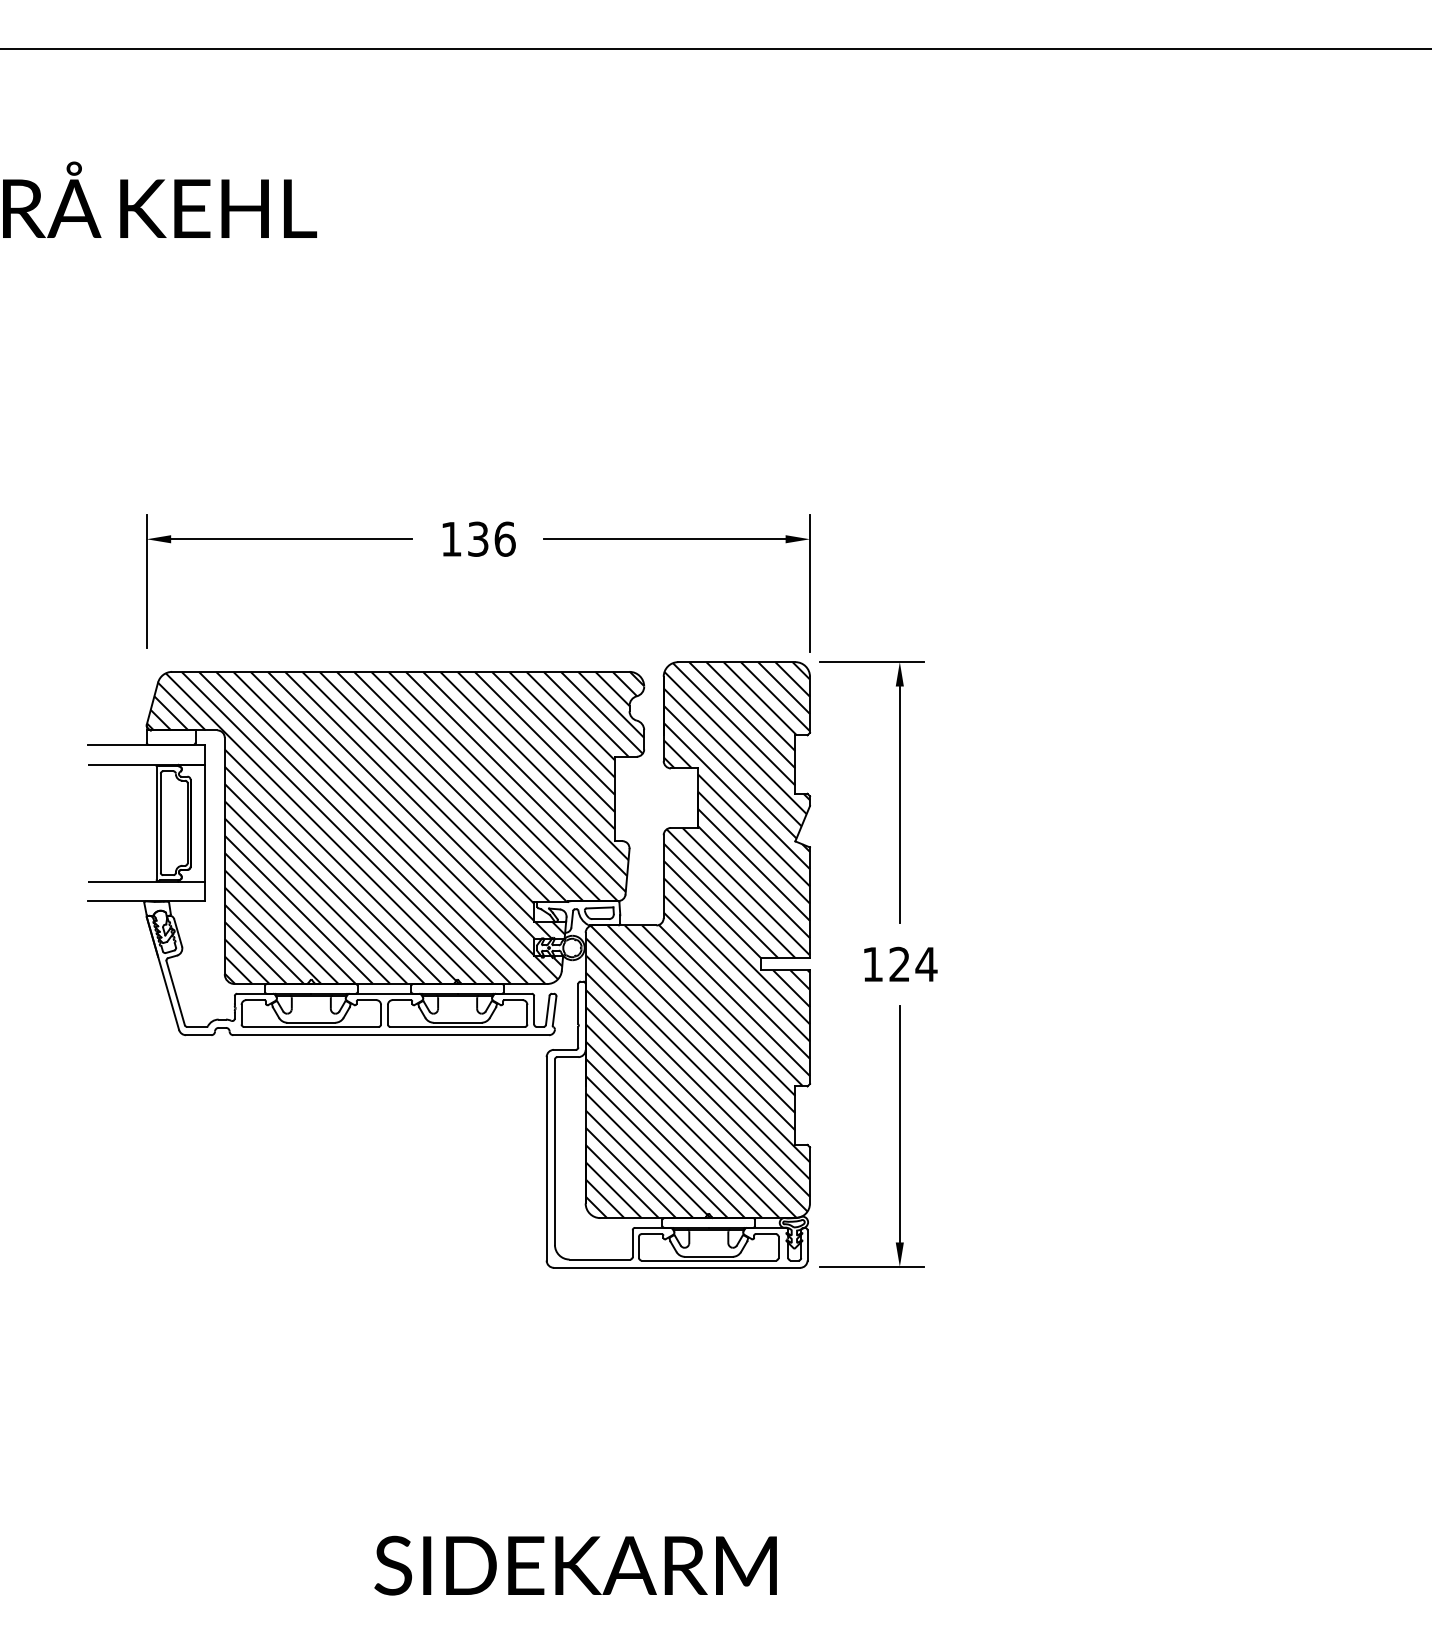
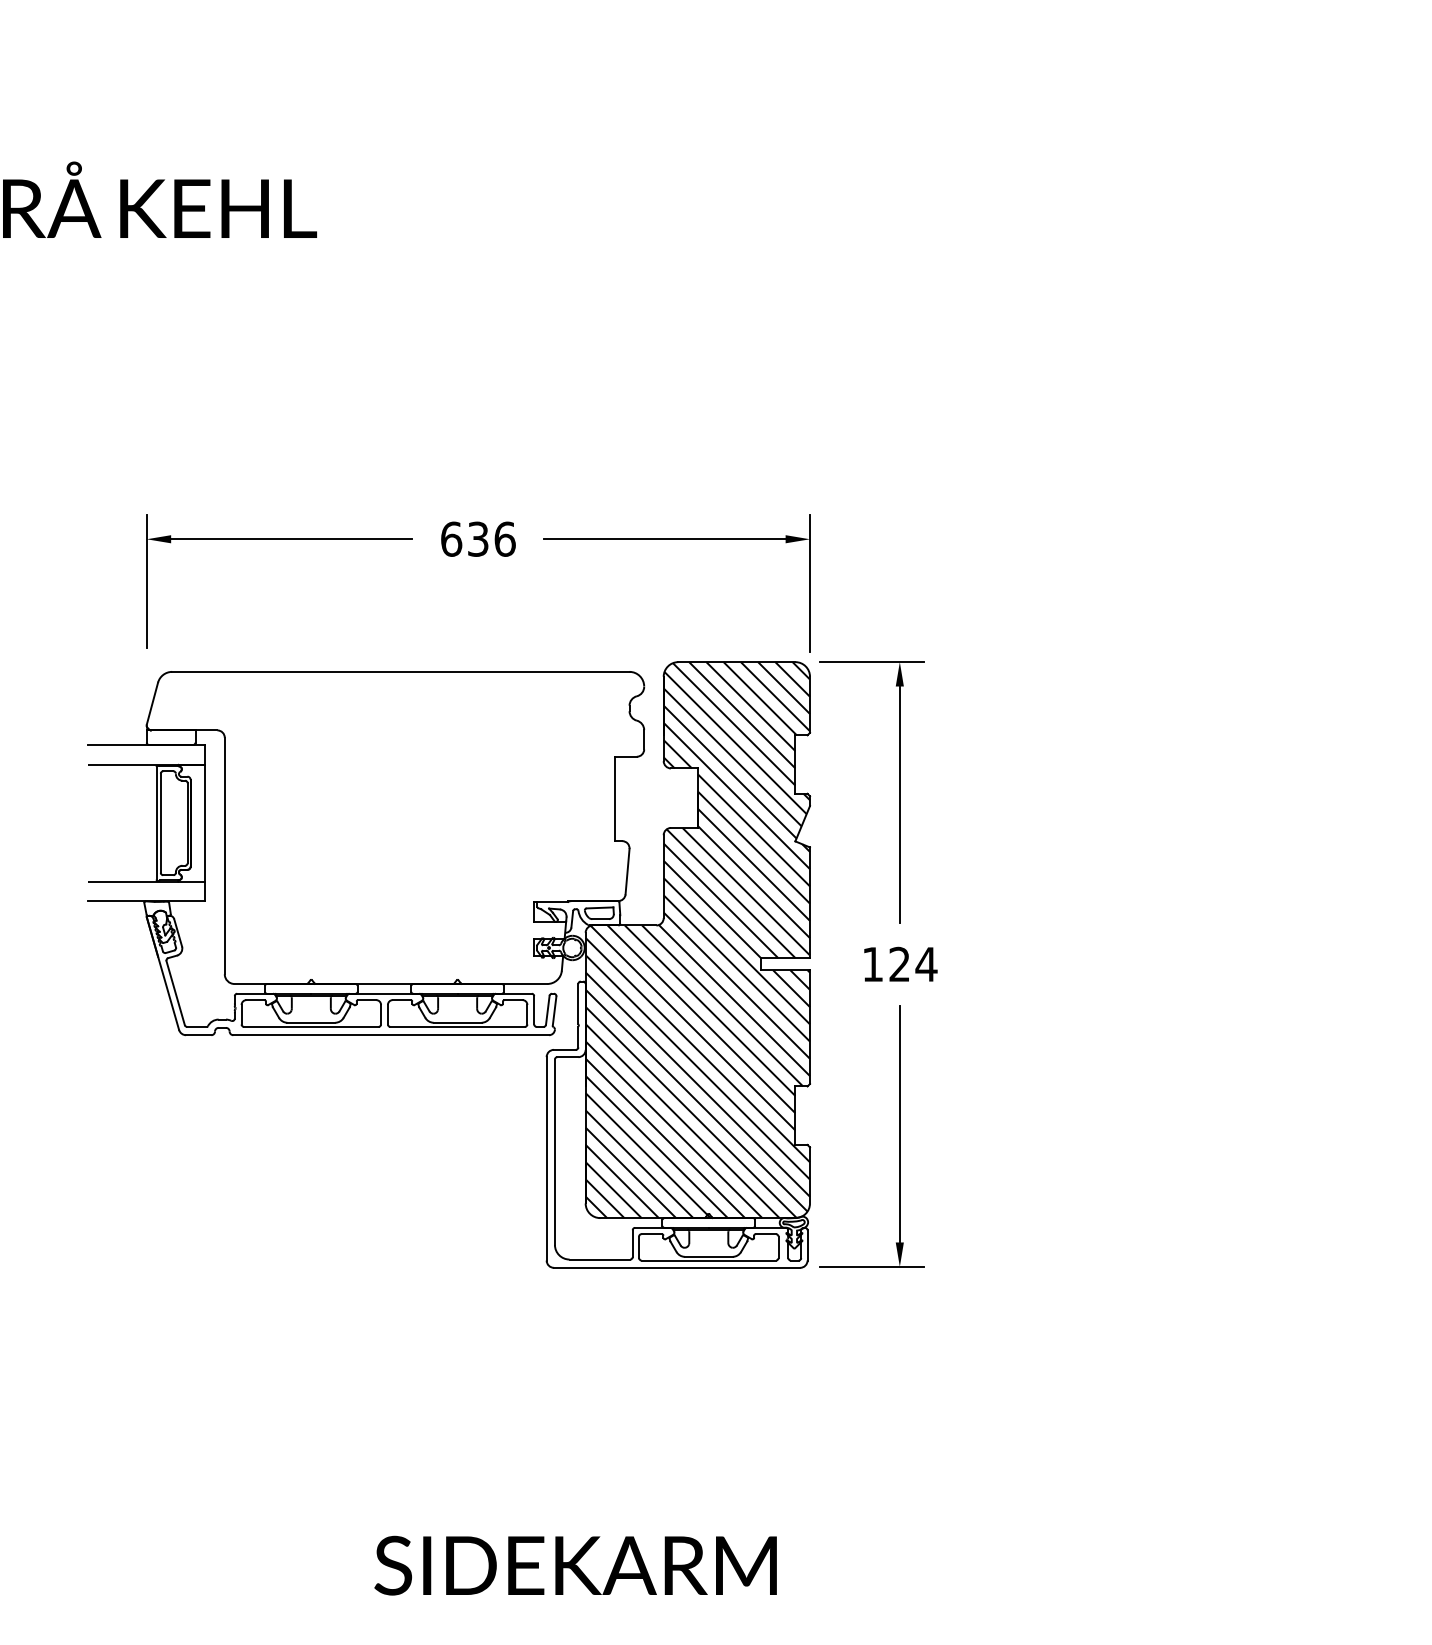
line: present -> none (715, 49)
text: 136 -> 636 (451, 538)
hatch: present -> none (395, 827)
